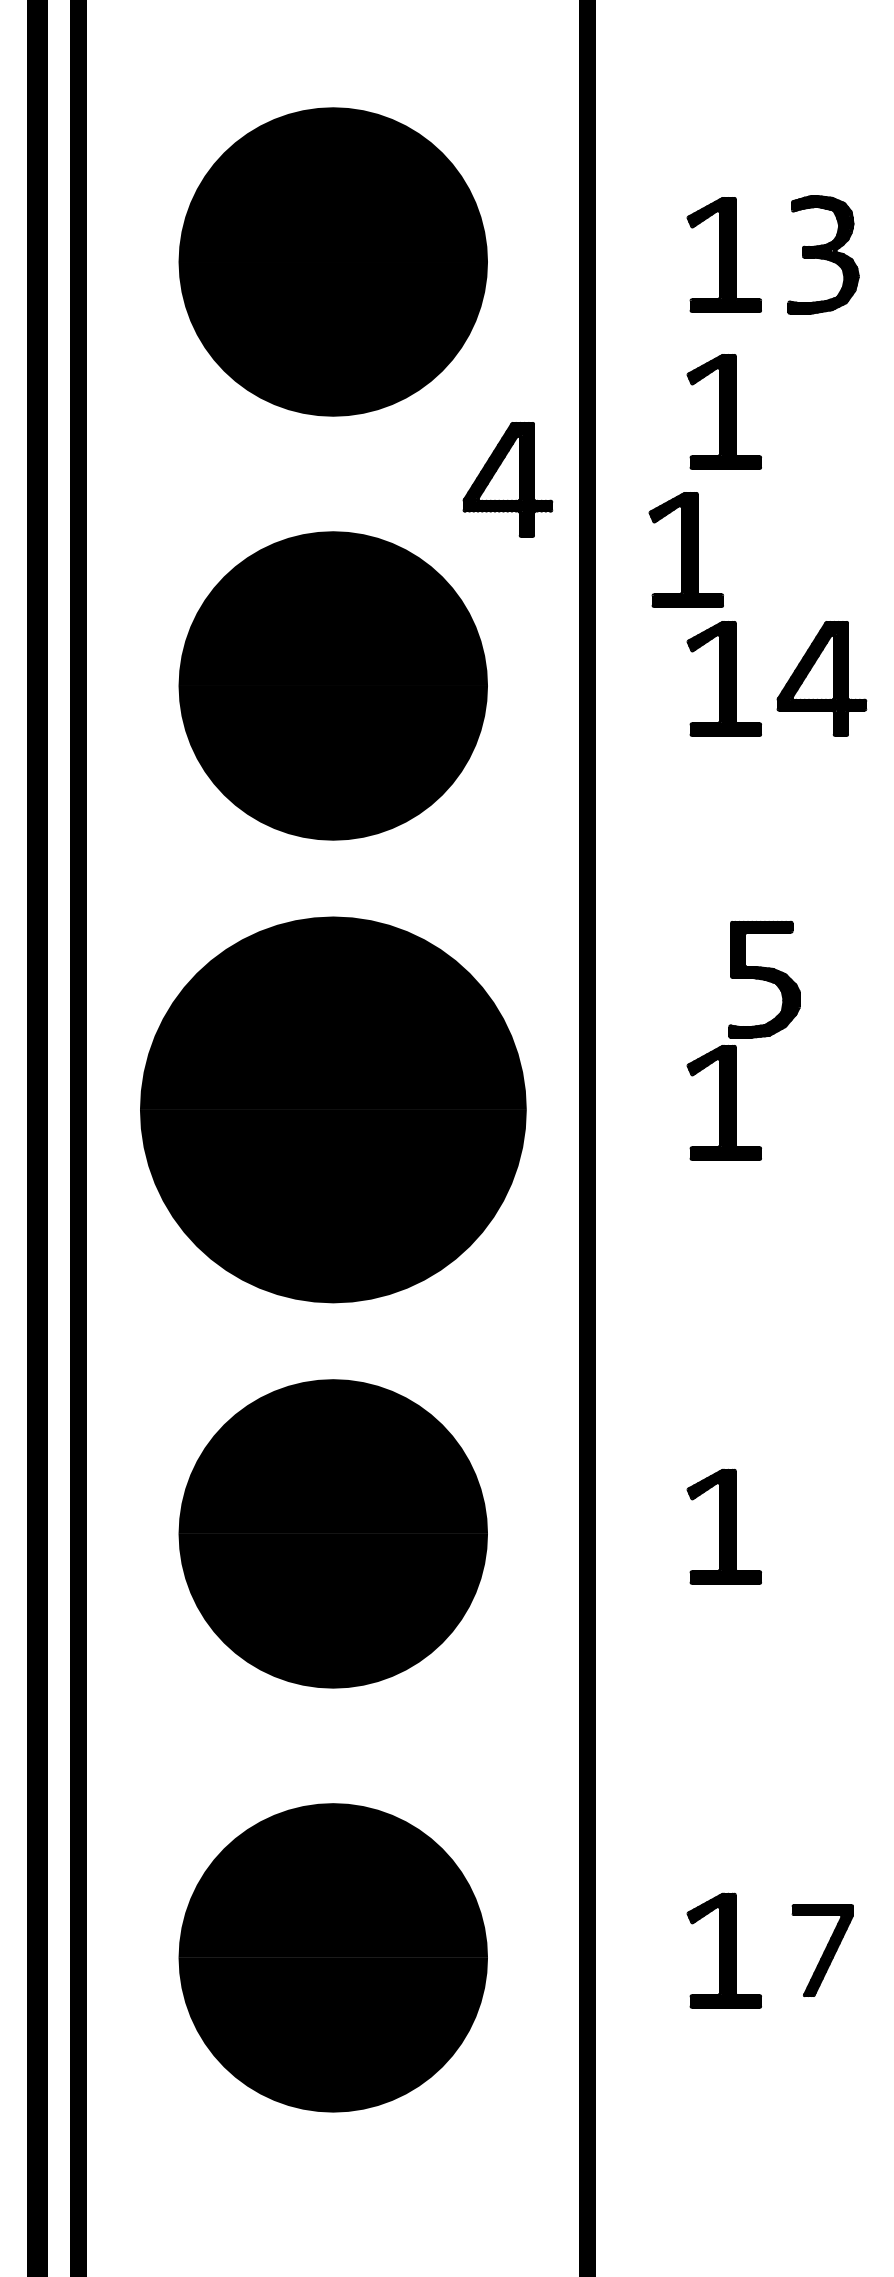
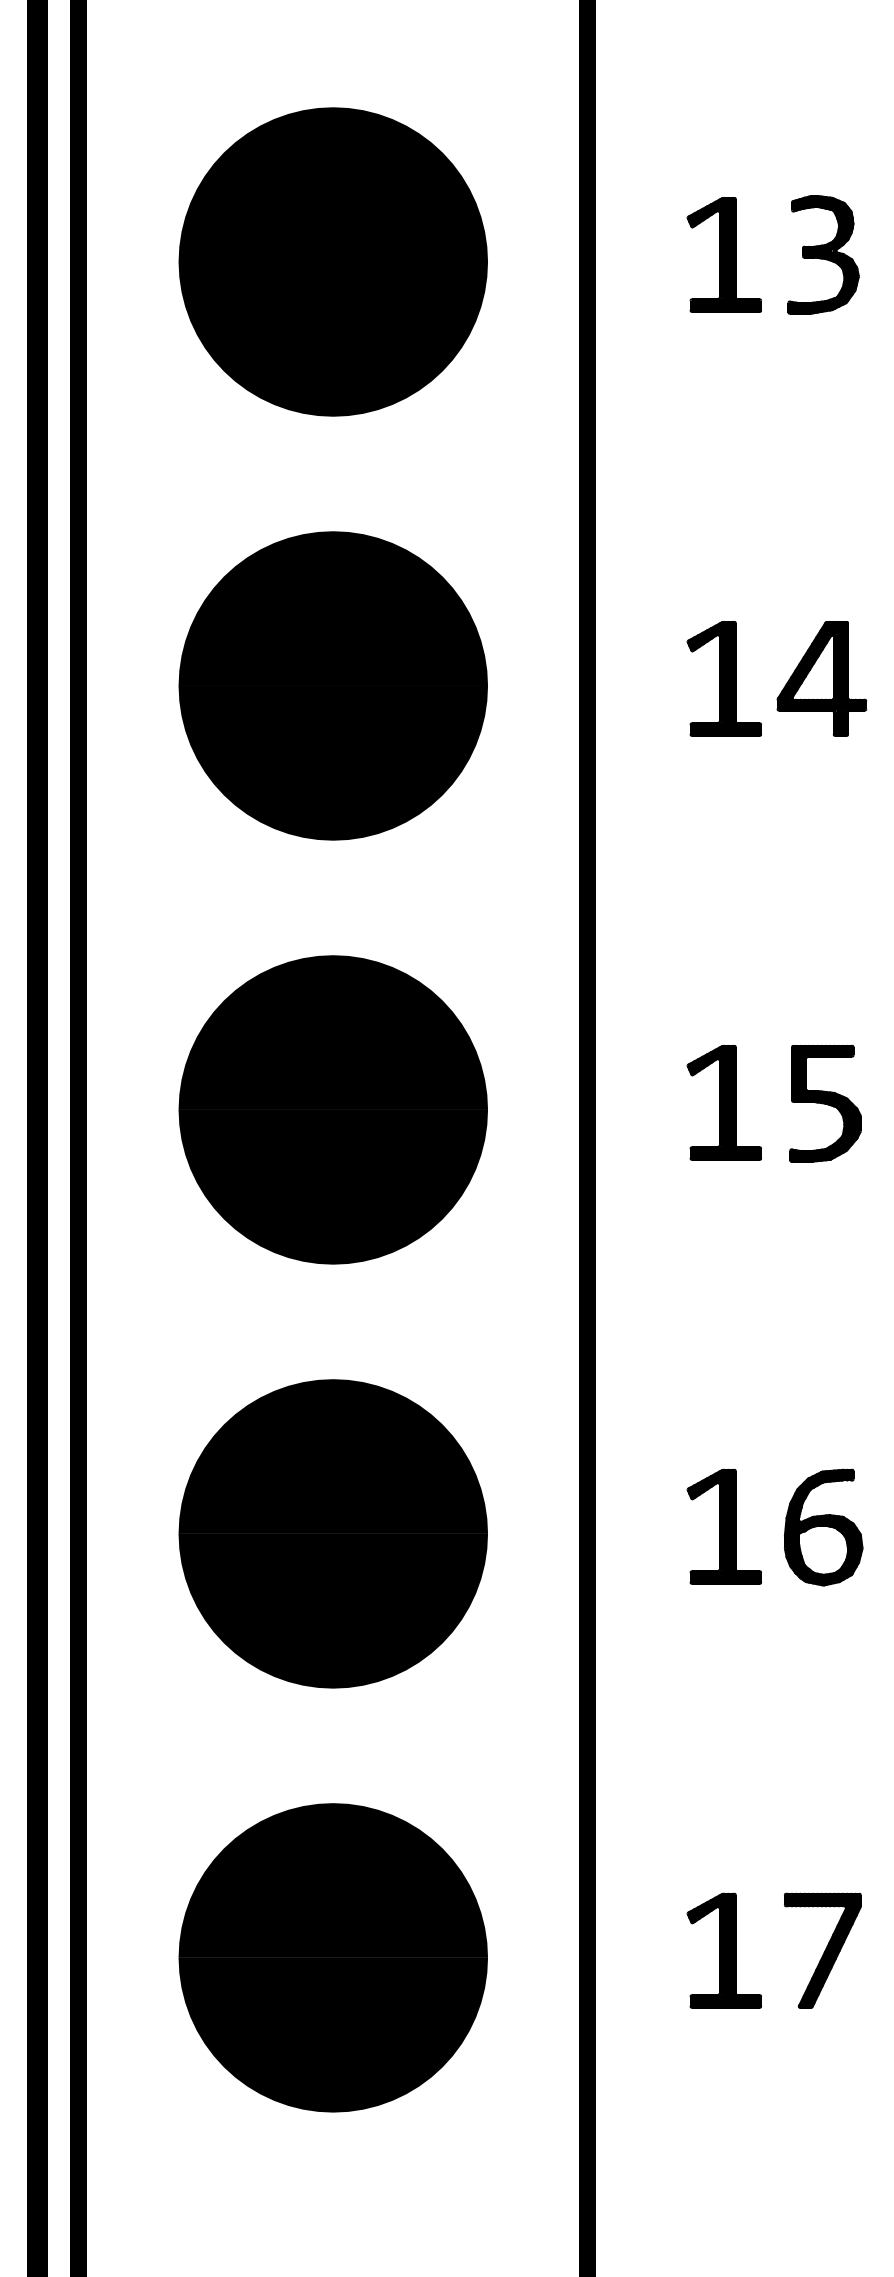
part: present -> none (723, 411)
part: present -> none (507, 479)
part: present -> none (685, 549)
part position: (764, 979) -> (825, 1103) (825, 1103)
part size: 387x388 px -> 310x310 px (332, 1109)
part: none -> present (823, 1527)
part size: 63x93 px -> 78x117 px (822, 1950)
